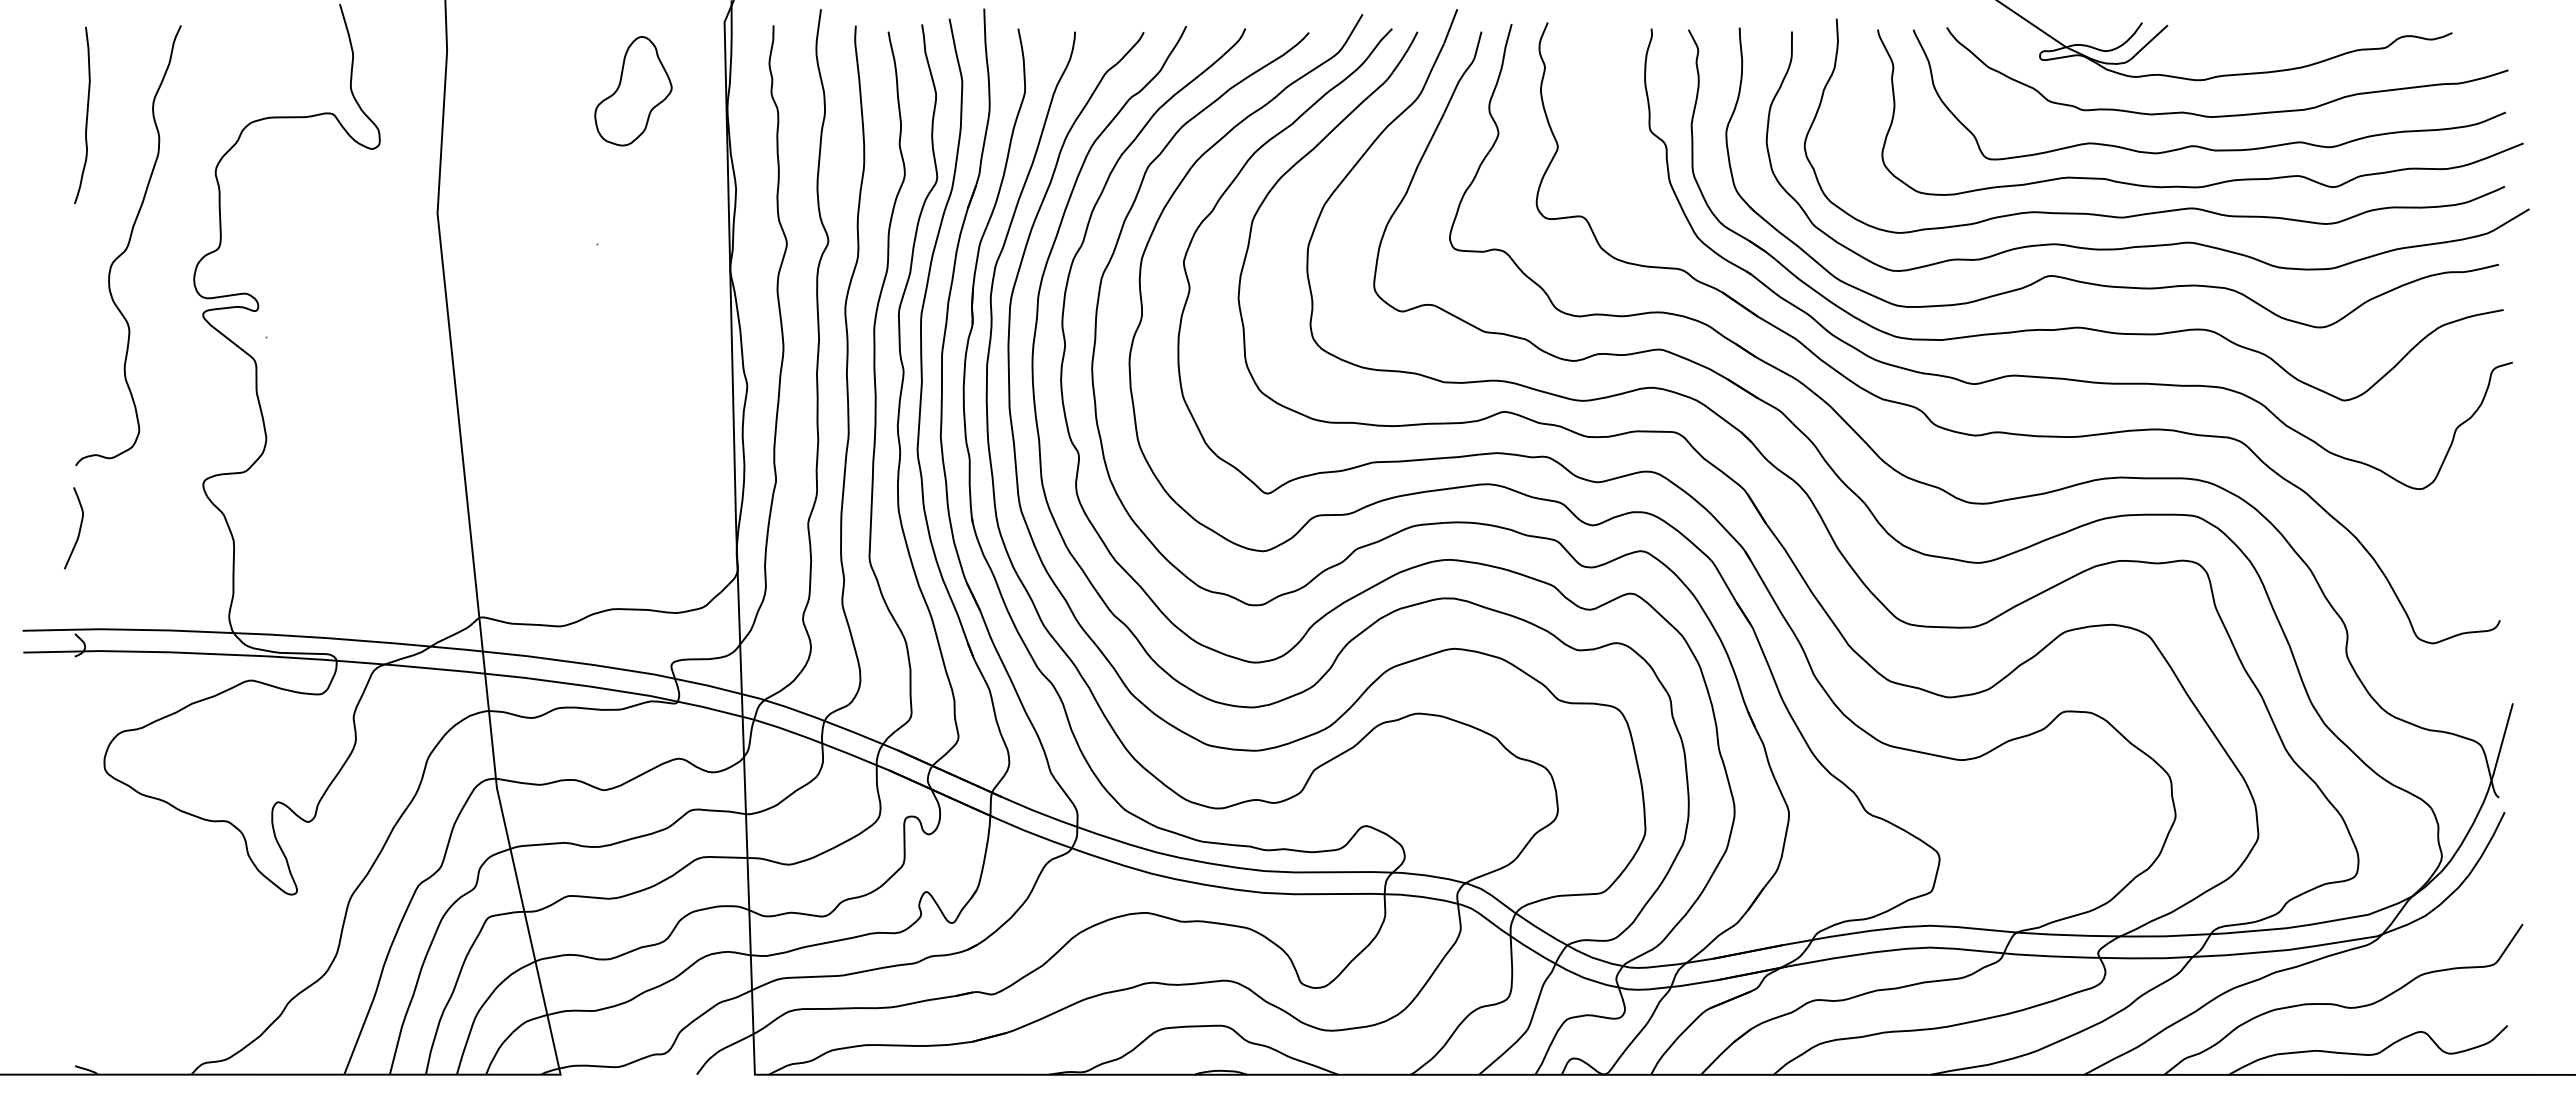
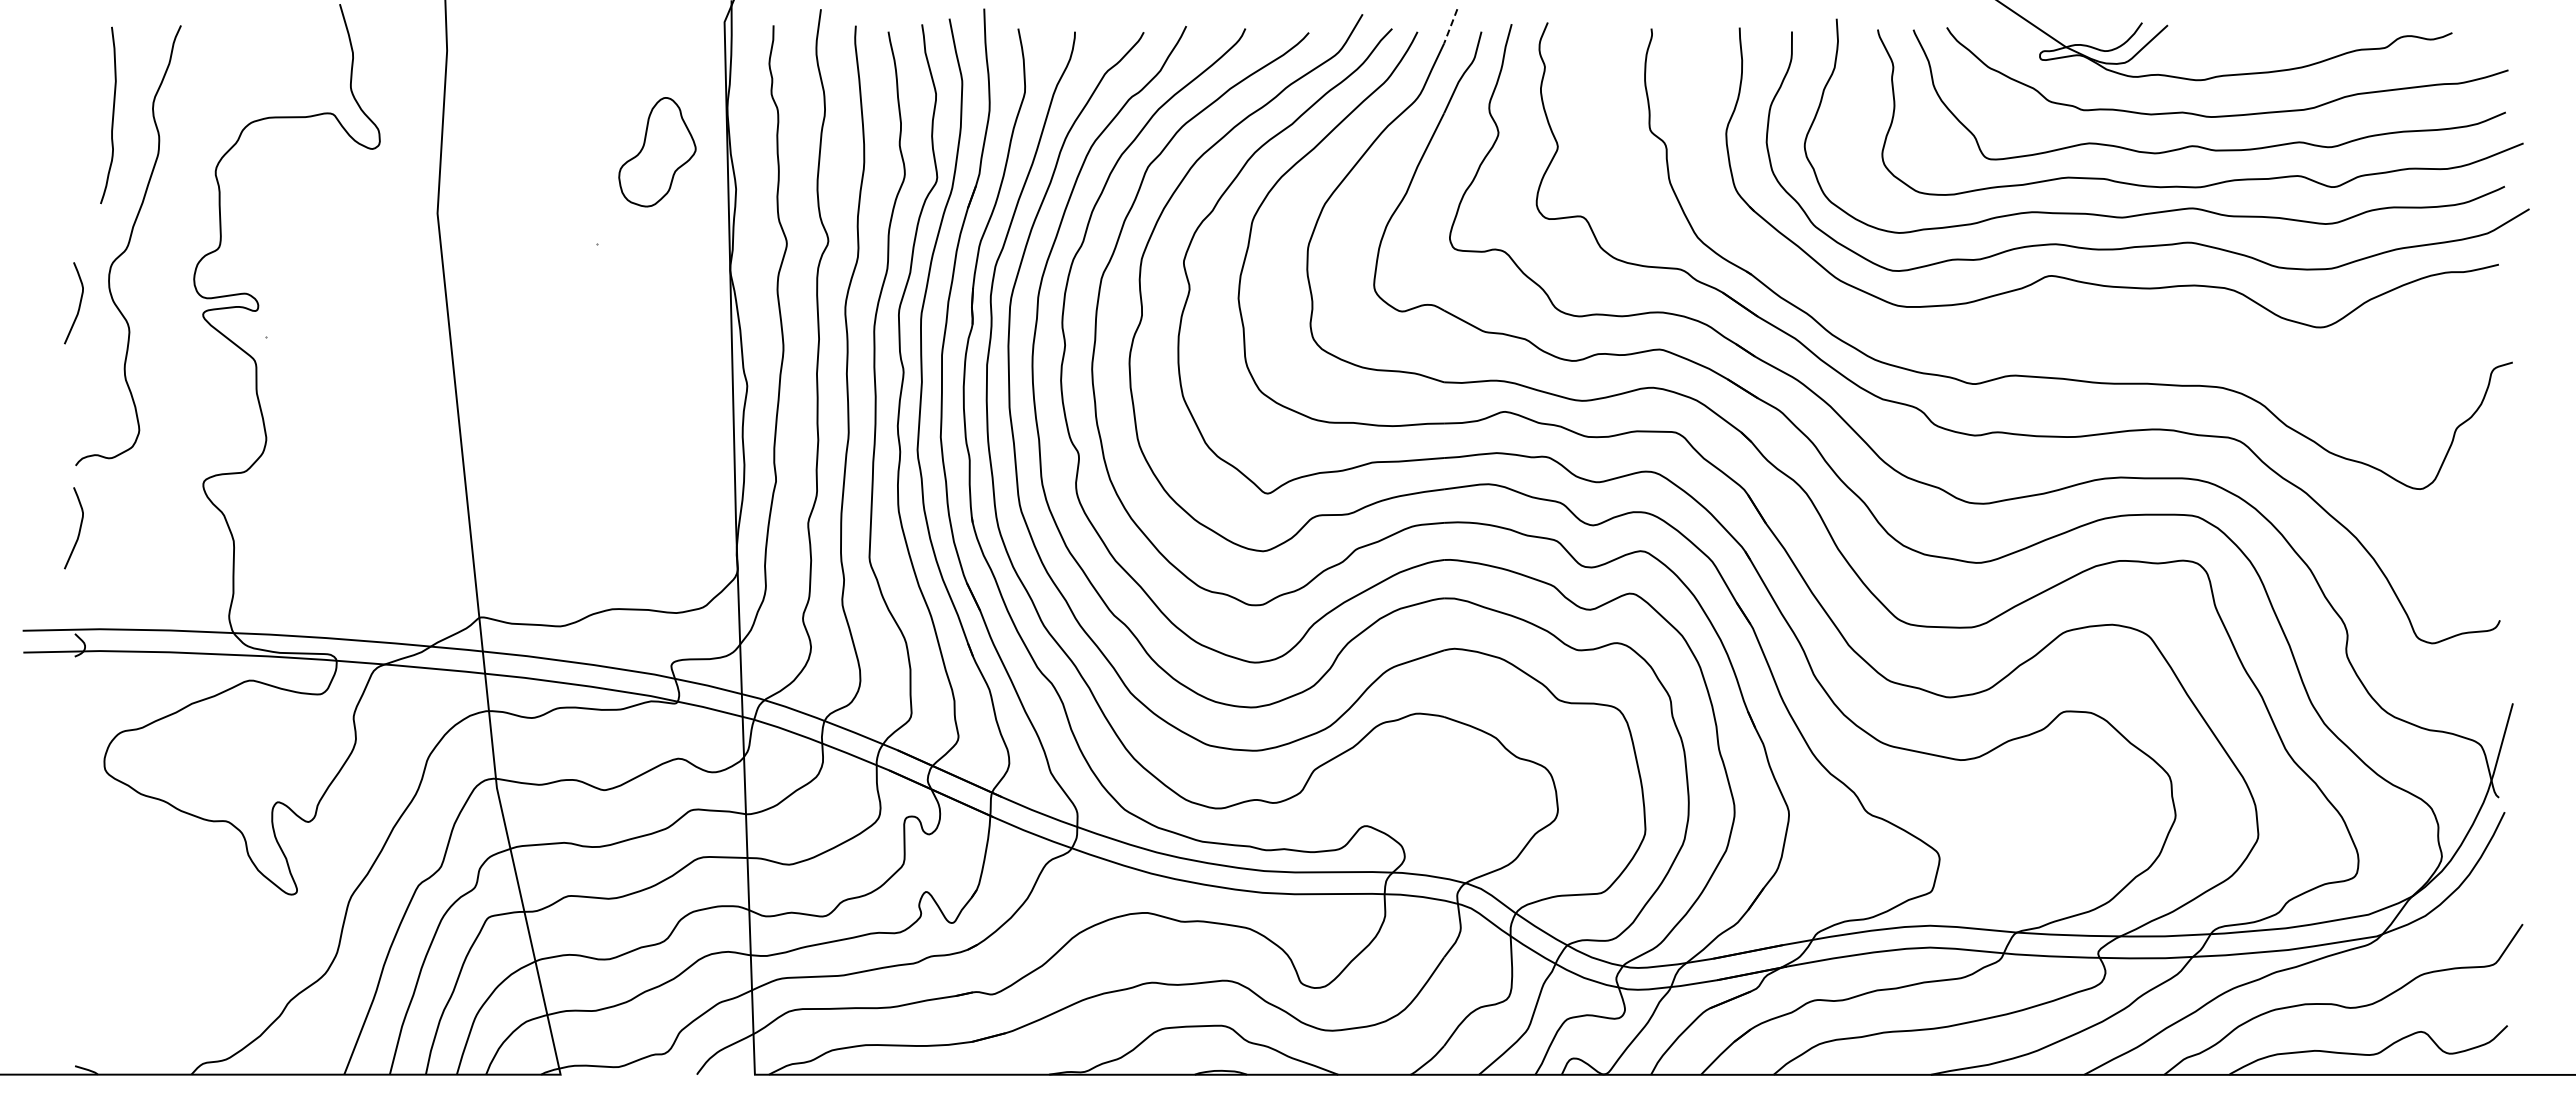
line: solid -> dashed (1450, 26)
part position: (633, 91) -> (657, 152) (657, 152)
curve position: (86, 115) -> (112, 115) (112, 115)
curve: none -> present (78, 306)
part: present -> none (2081, 326)
